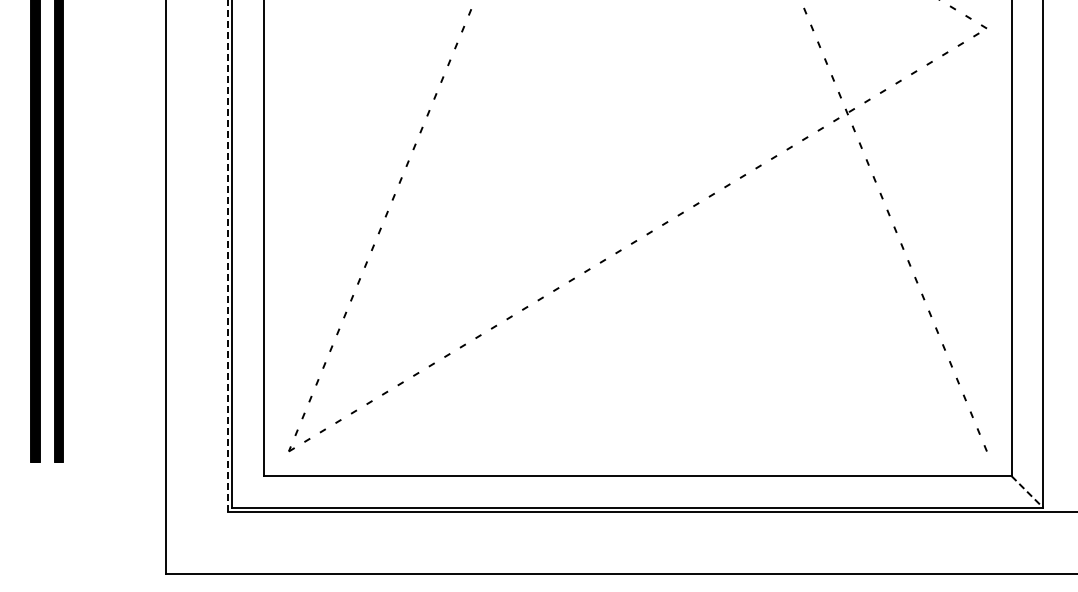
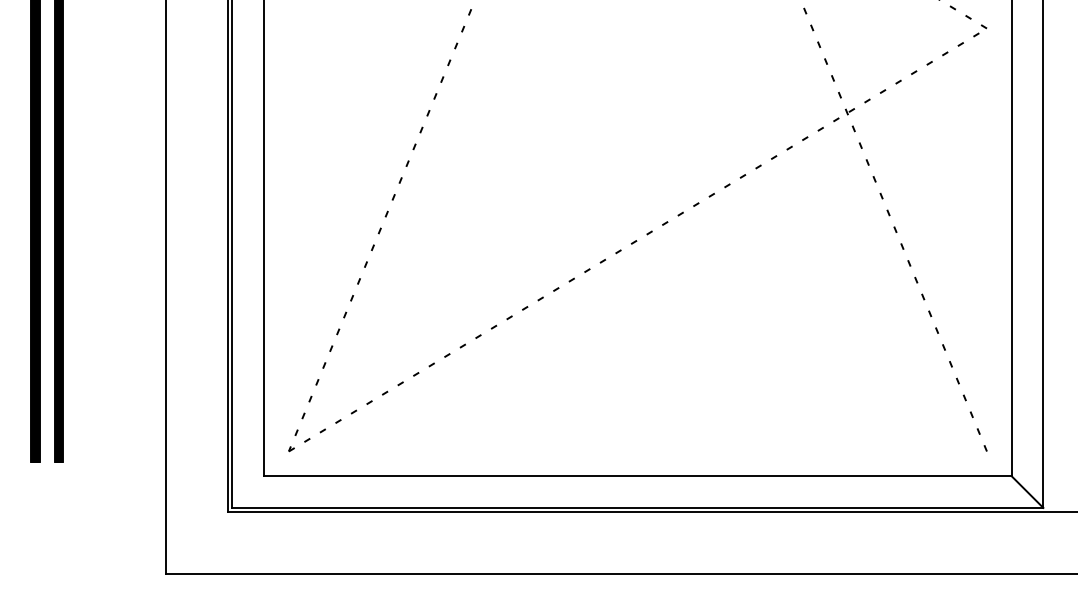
line: dashed -> solid (227, 256)
line: dashed -> solid (1027, 492)
